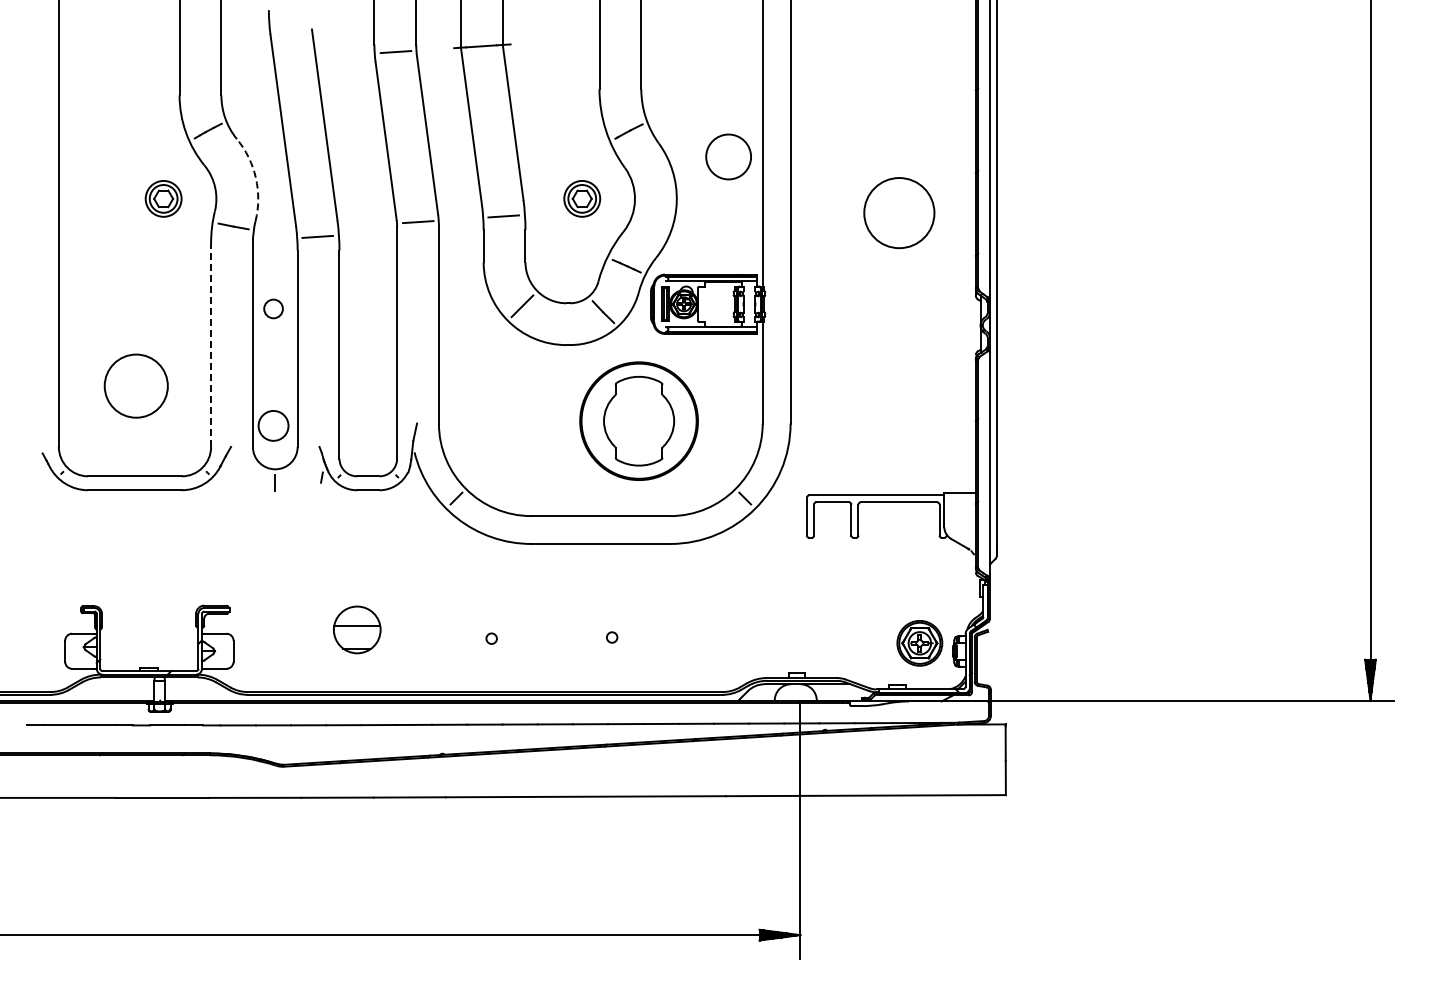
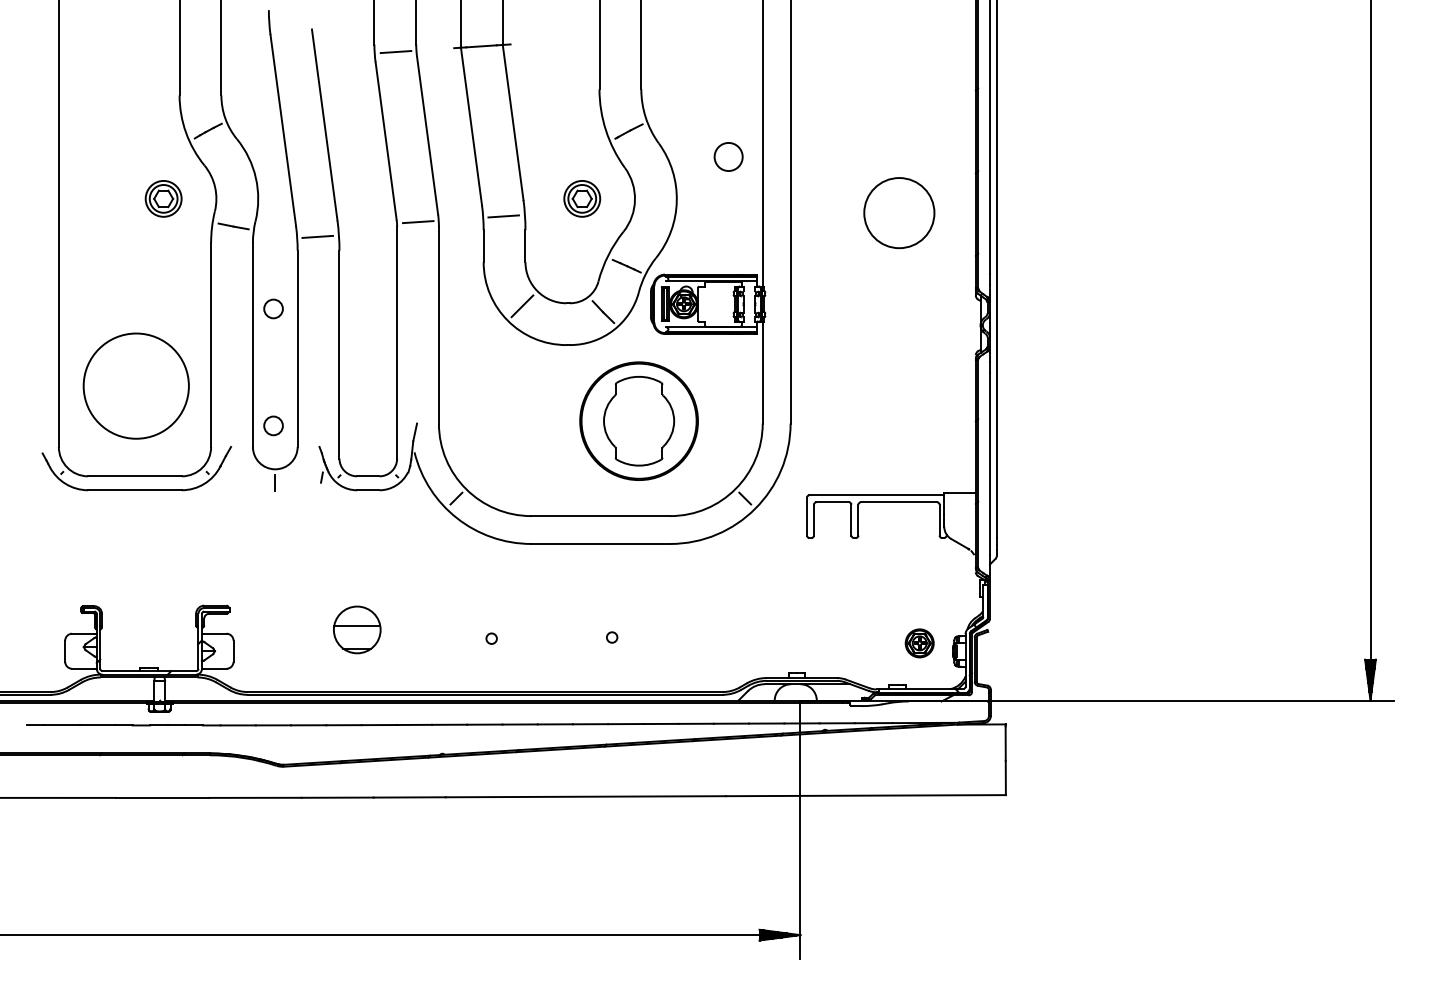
circle diameter: 45 px -> 28 px (728, 156)
arc: dashed -> solid (255, 177)
line: dashed -> solid (211, 345)
circle diameter: 63 px -> 105 px (135, 385)
circle diameter: 30 px -> 19 px (273, 425)
part size: 48x47 px -> 31x31 px (919, 643)
